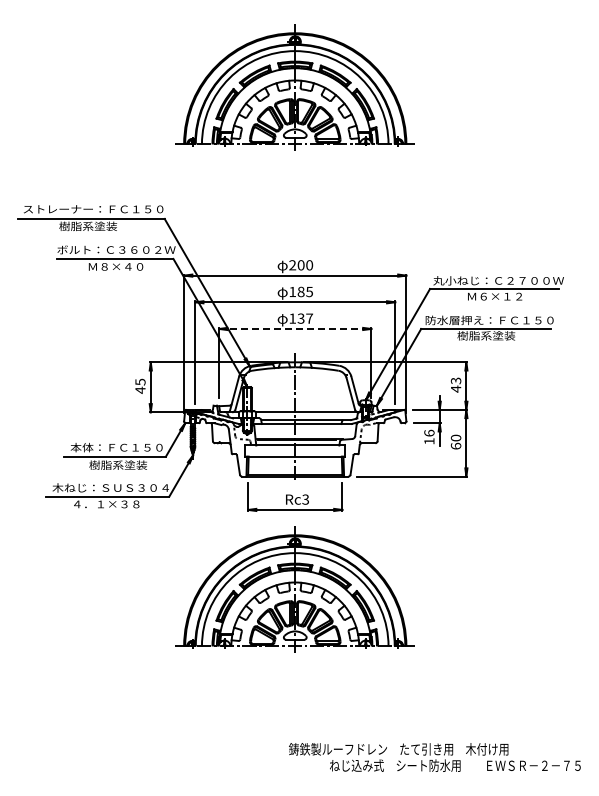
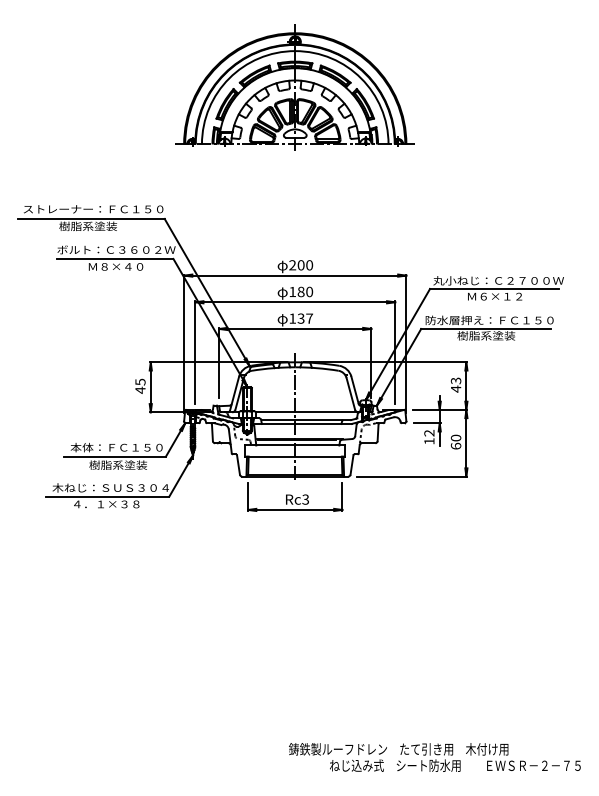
text: 185 -> 180 (309, 291)
line: dashed -> solid (295, 328)
text: 16 -> 12 (429, 432)
part: present -> none (294, 589)
